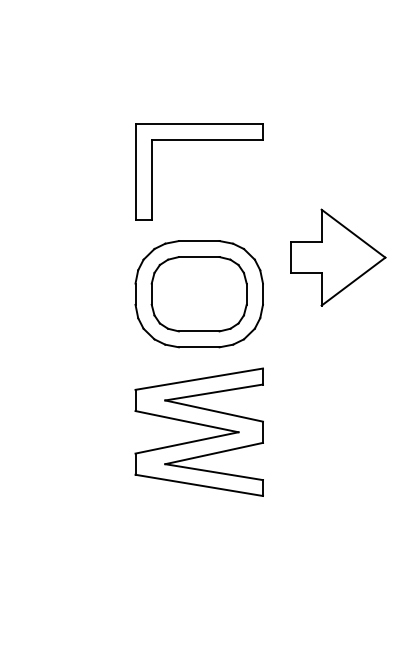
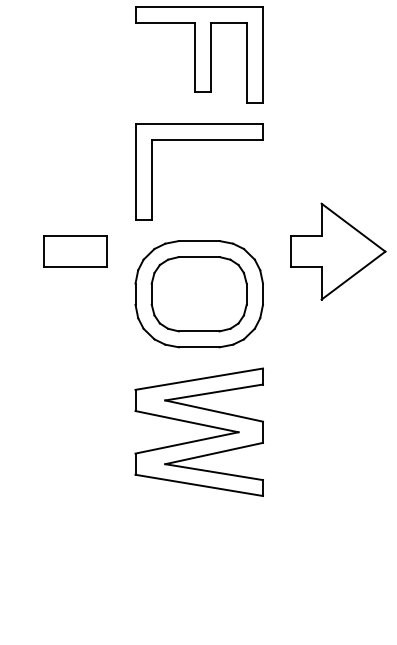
part: none -> present (199, 54)
part: none -> present (75, 251)
part position: (338, 257) -> (338, 251) (338, 251)
